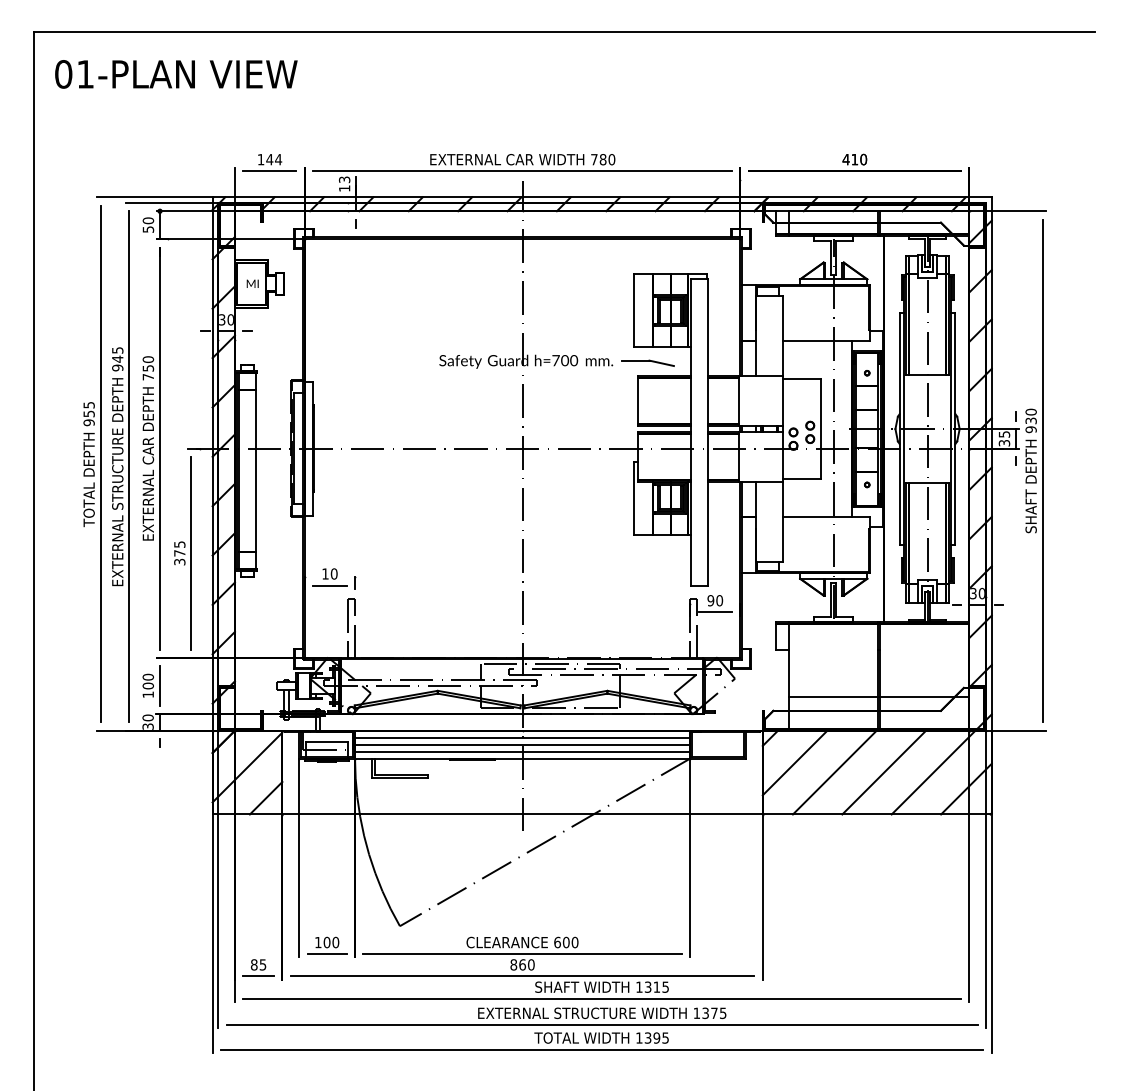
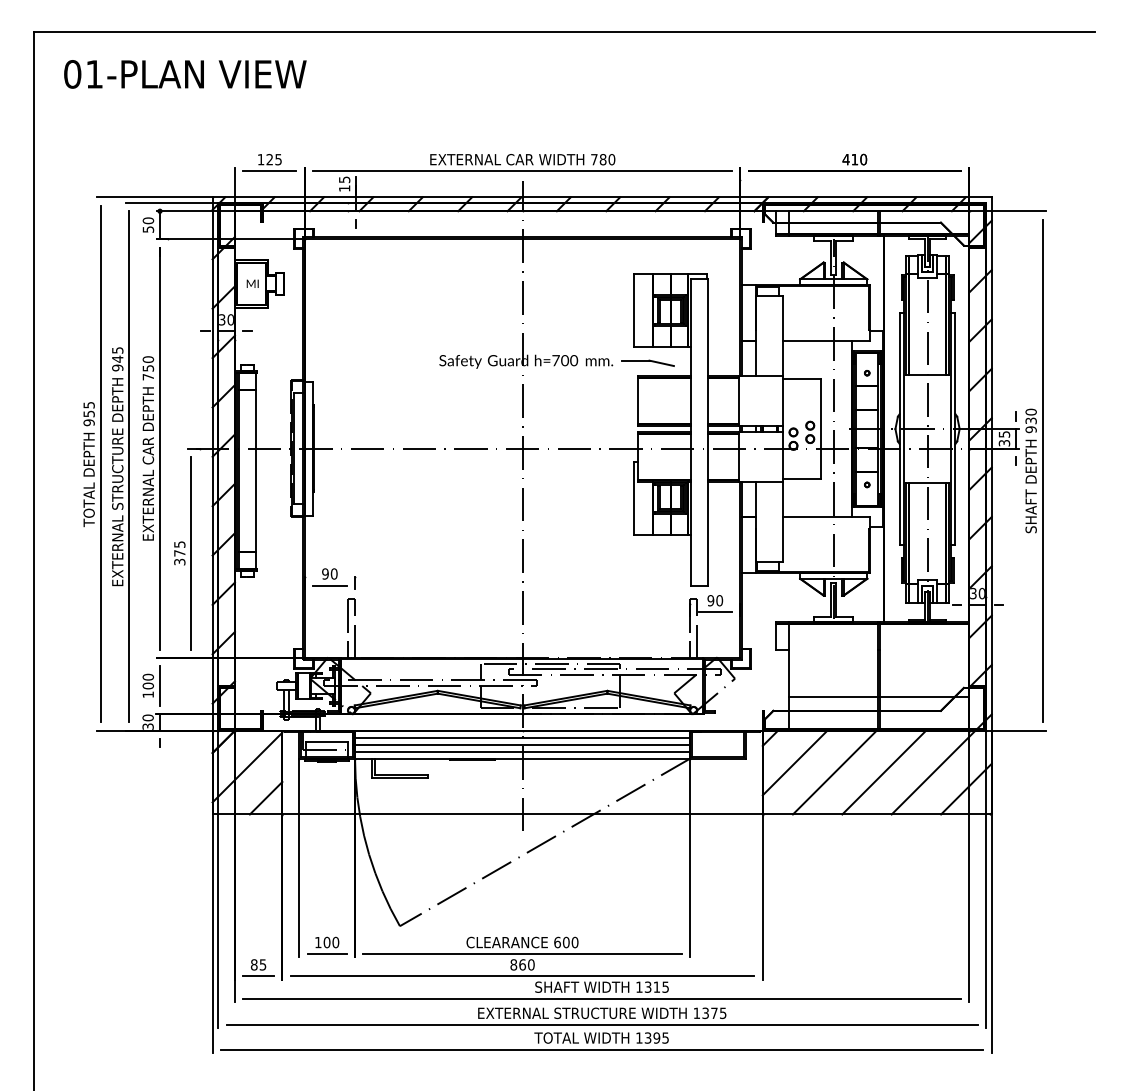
text position: (176, 74) -> (185, 74) (185, 74)
text: 144 -> 125 (274, 159)
text: 13 -> 15 (343, 179)
text: 10 -> 90 (325, 573)
